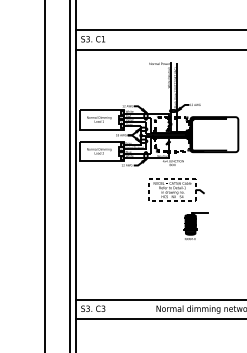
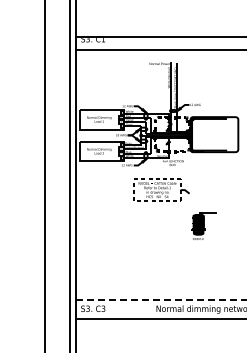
line position: (159, 30) -> (159, 37) (159, 37)
part position: (176, 189) -> (161, 189) (161, 189)
part position: (195, 225) -> (203, 225) (203, 225)
line: solid -> dashed (161, 299)
